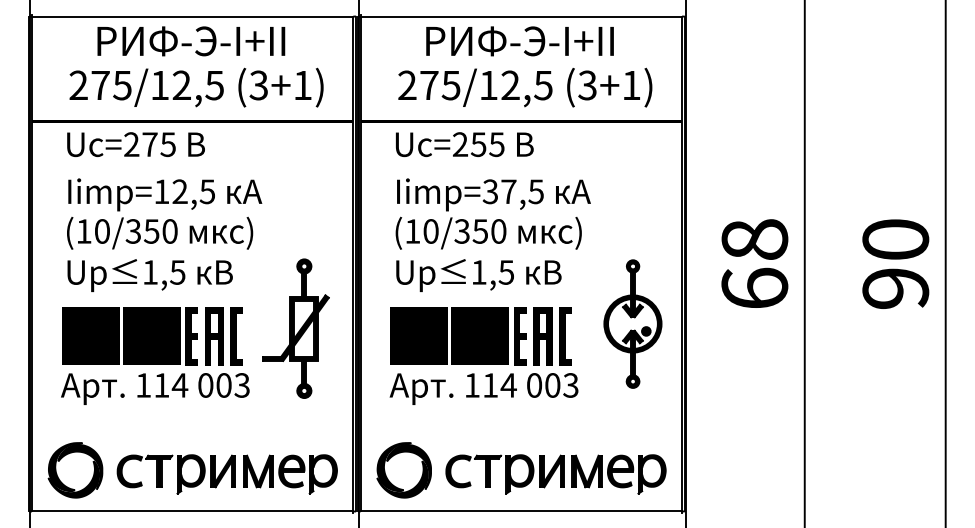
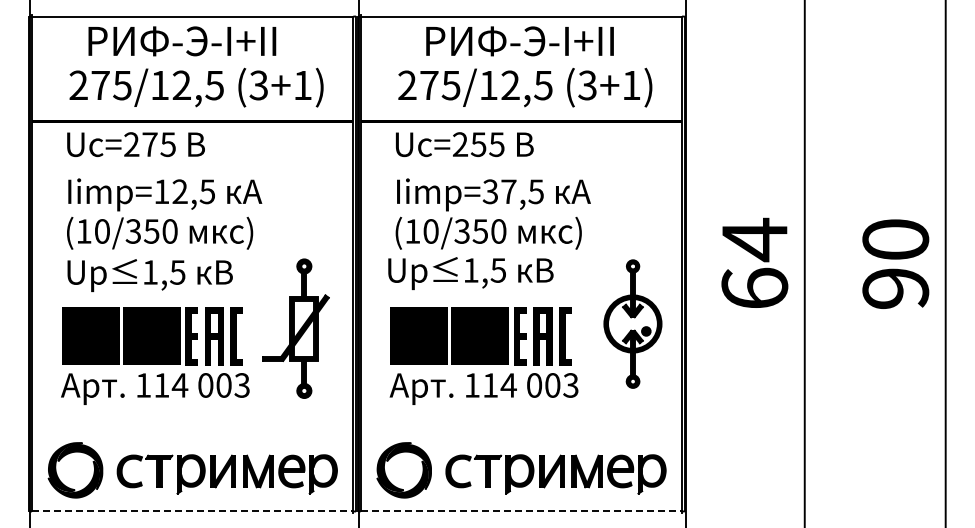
text position: (191, 41) -> (182, 41) (182, 41)
text: 68 -> 64 (754, 239)
text position: (478, 275) -> (470, 273) (470, 273)
line: solid -> dashed (192, 511)
line: solid -> dashed (521, 511)
